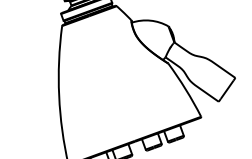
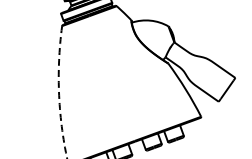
arc: solid -> dashed (59, 92)
